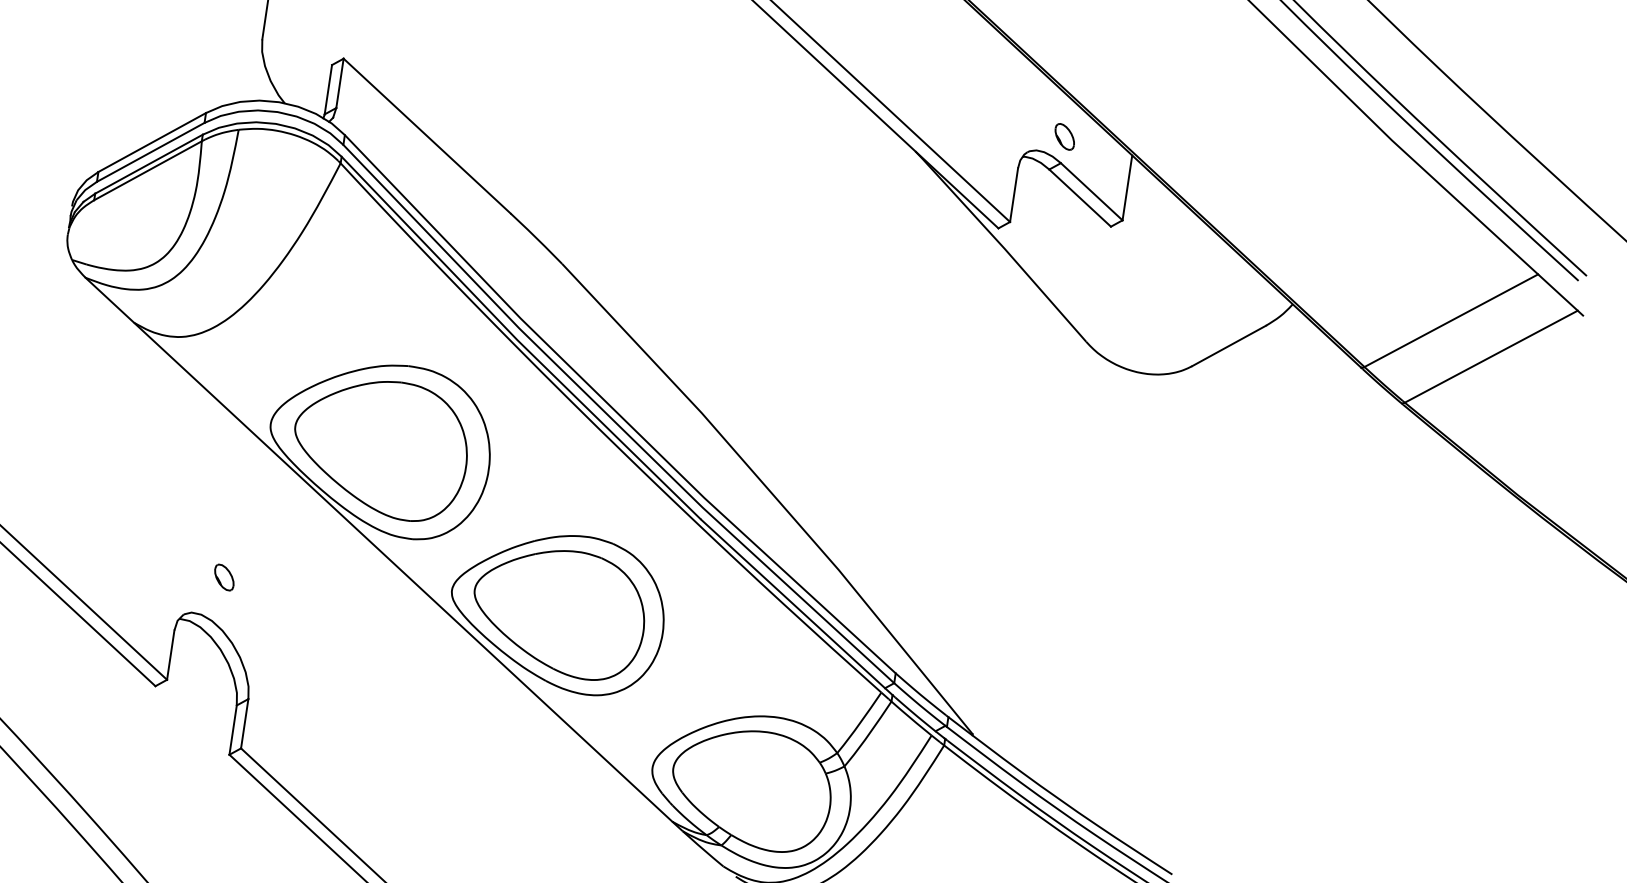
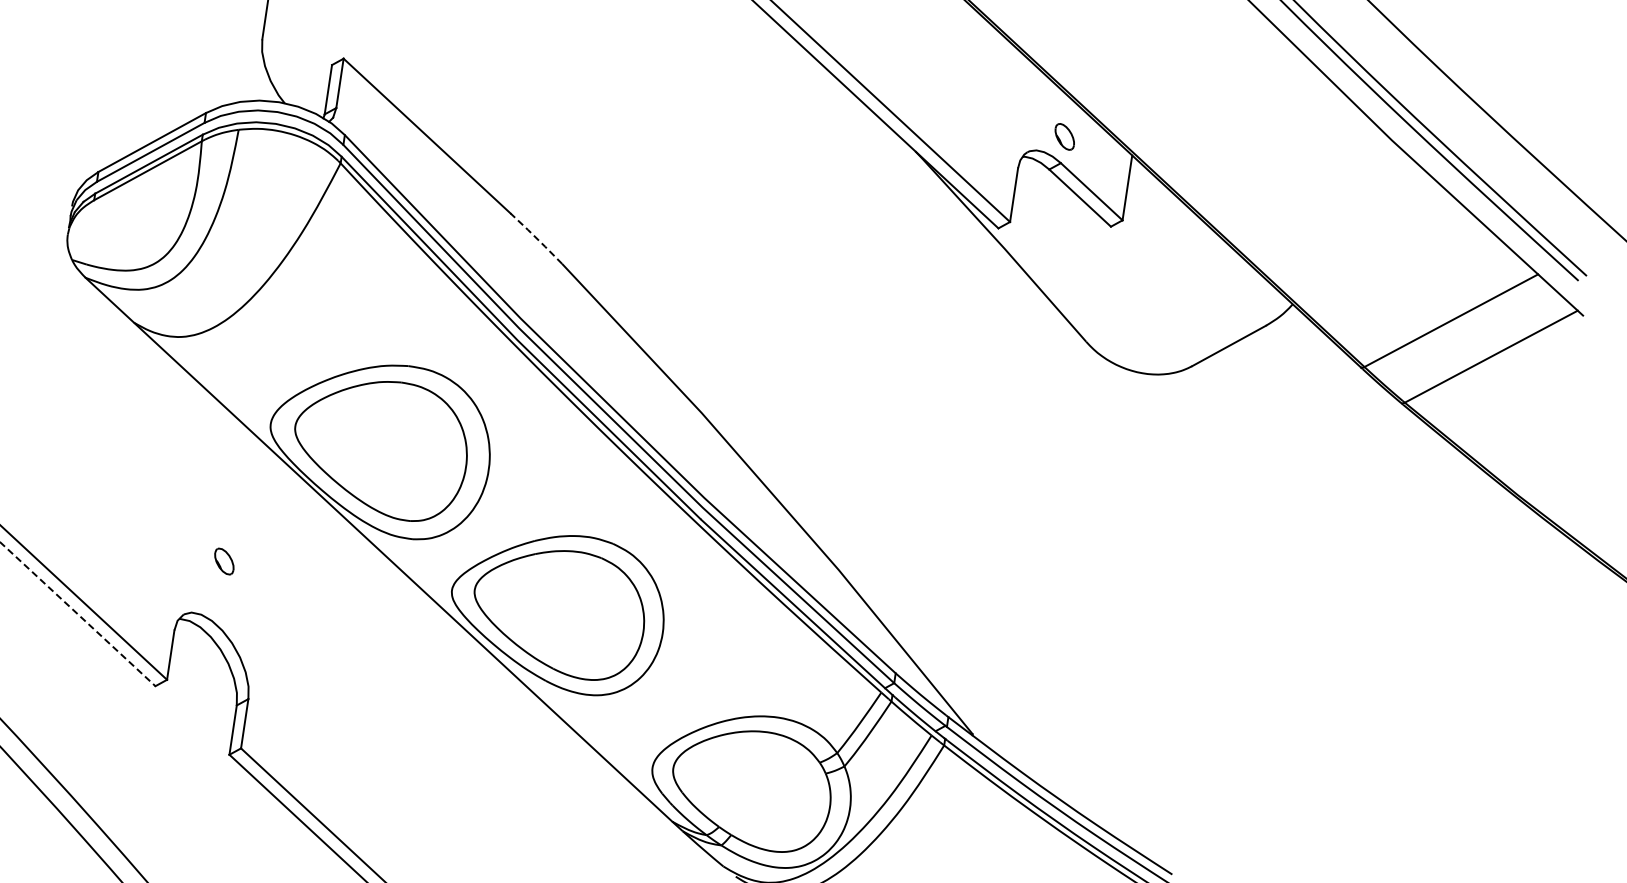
line: solid -> dashed (536, 238)
part position: (224, 577) -> (224, 561) (224, 561)
line: solid -> dashed (77, 614)
